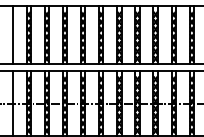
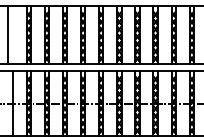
line position: (12, 35) -> (7, 35) (7, 35)
